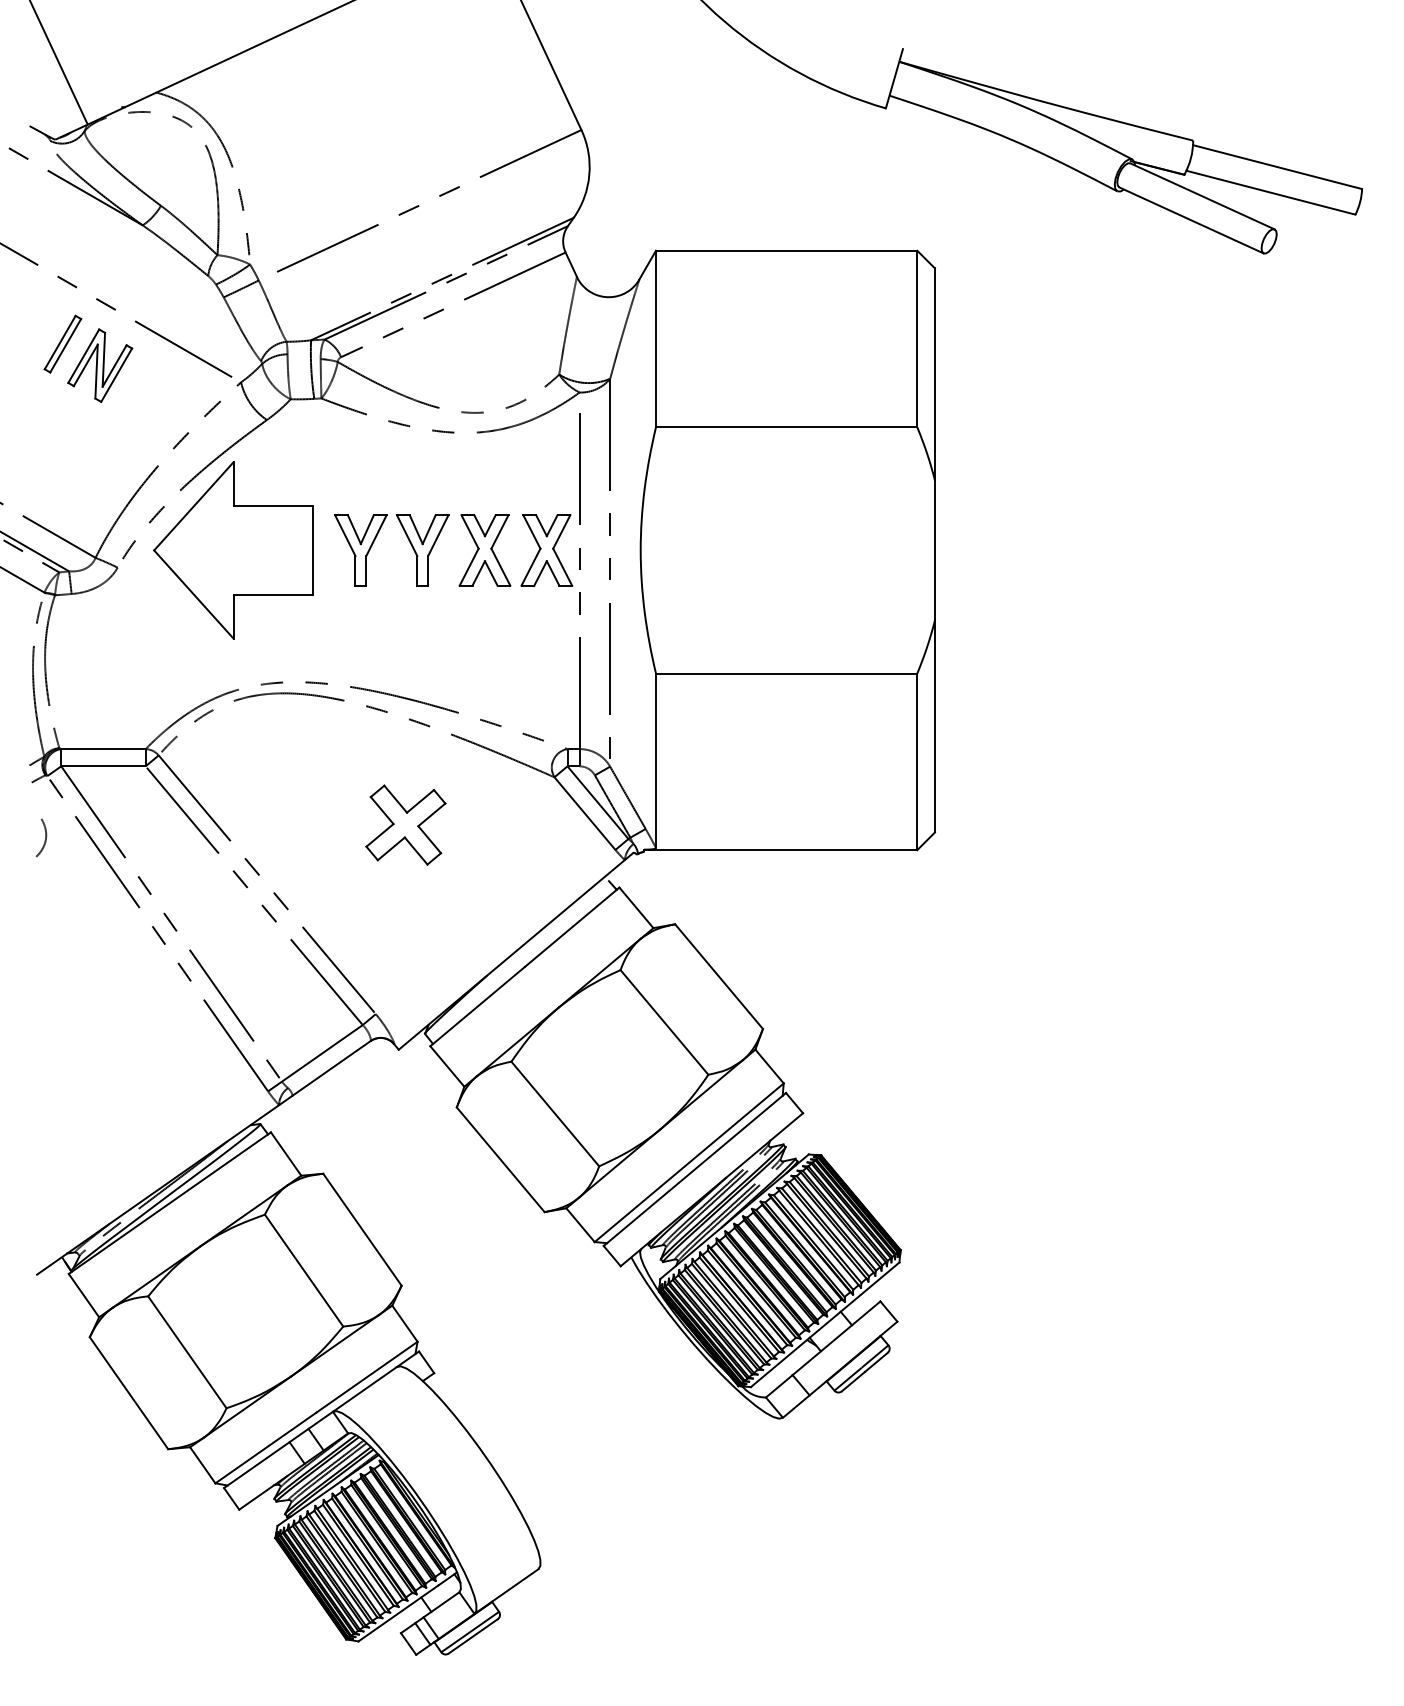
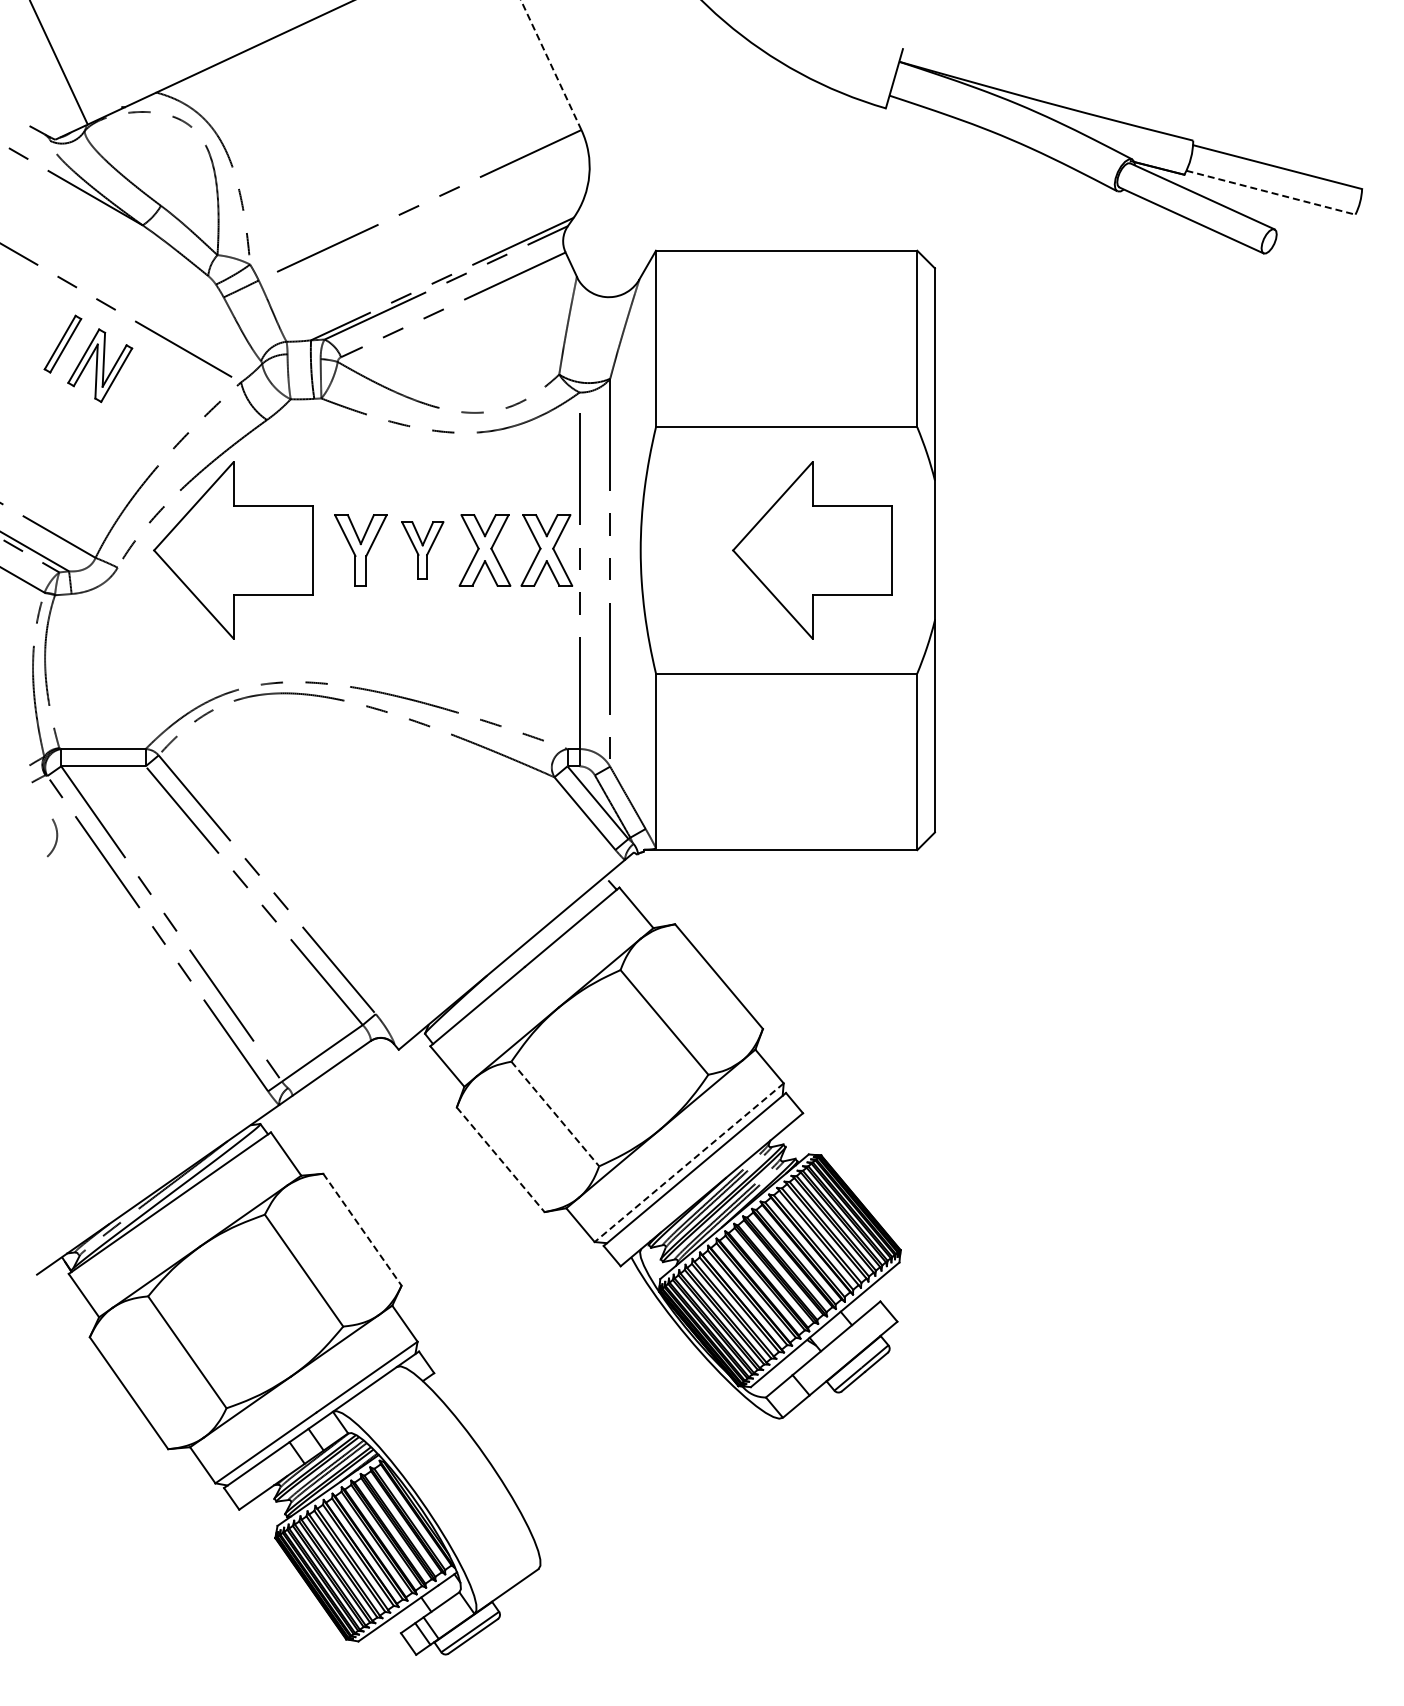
line: solid -> dashed (551, 64)
line: solid -> dashed (1271, 192)
part size: 54x73 px -> 44x59 px (422, 550)
part: none -> present (812, 550)
part: present -> none (405, 824)
curve position: (45, 837) -> (56, 837) (56, 837)
line: solid -> dashed (555, 1114)
line: solid -> dashed (501, 1160)
line: solid -> dashed (688, 1163)
line: solid -> dashed (362, 1230)
